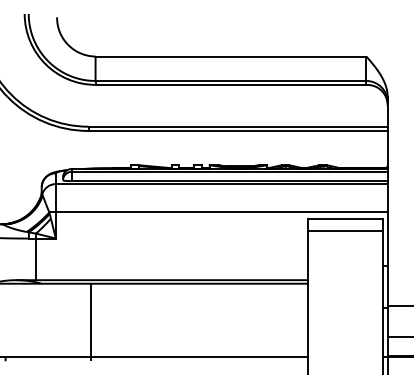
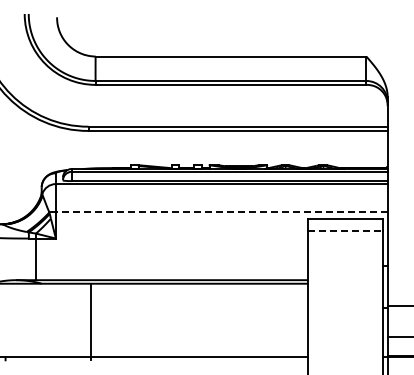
line: solid -> dashed (221, 212)
line: solid -> dashed (345, 231)
